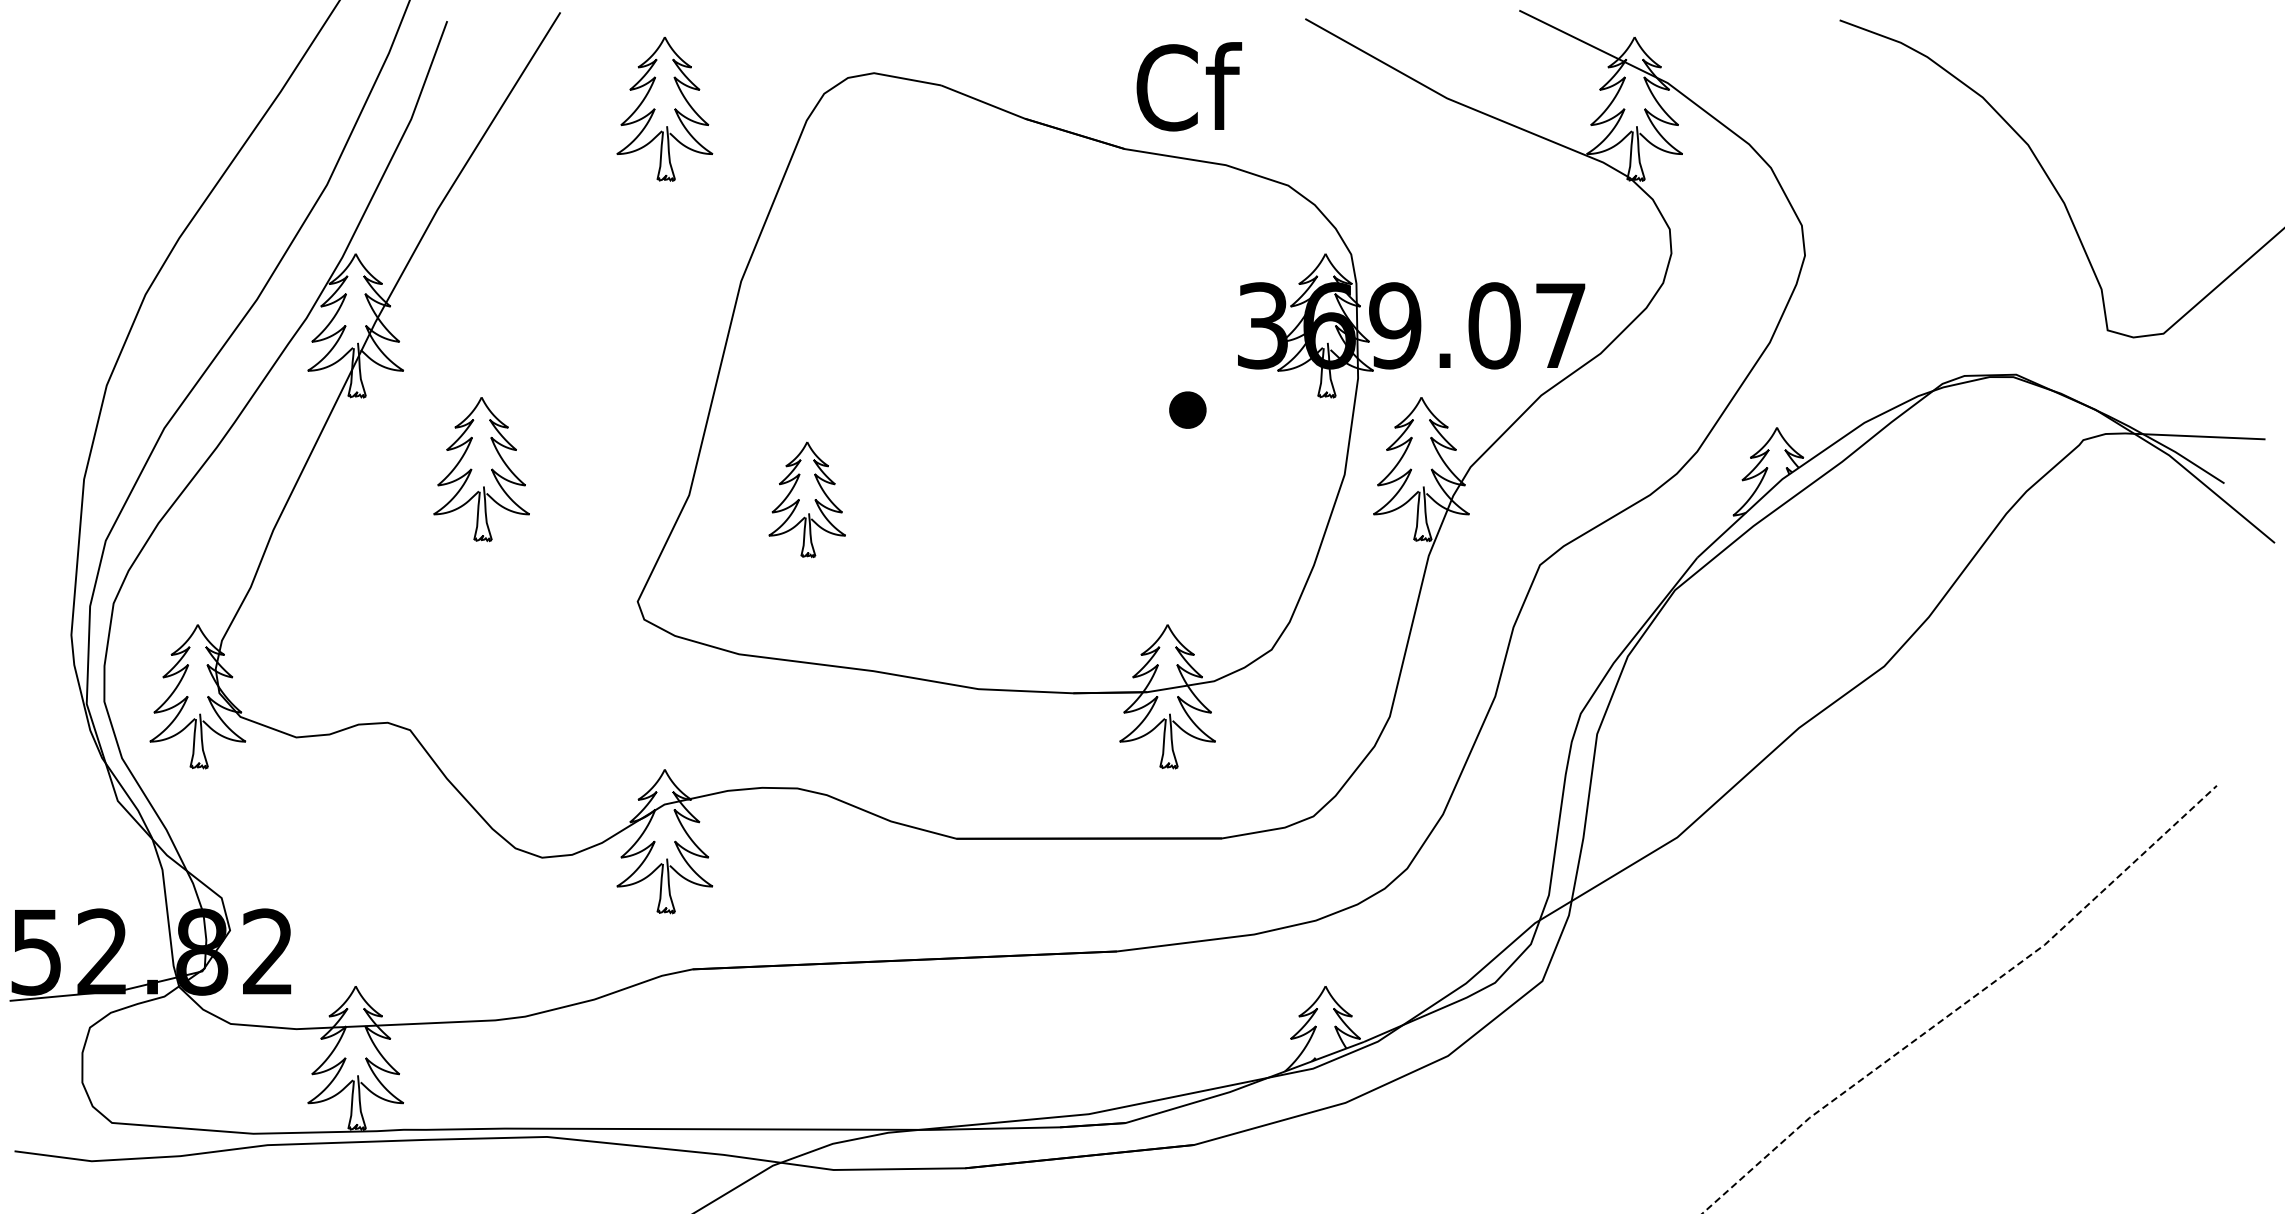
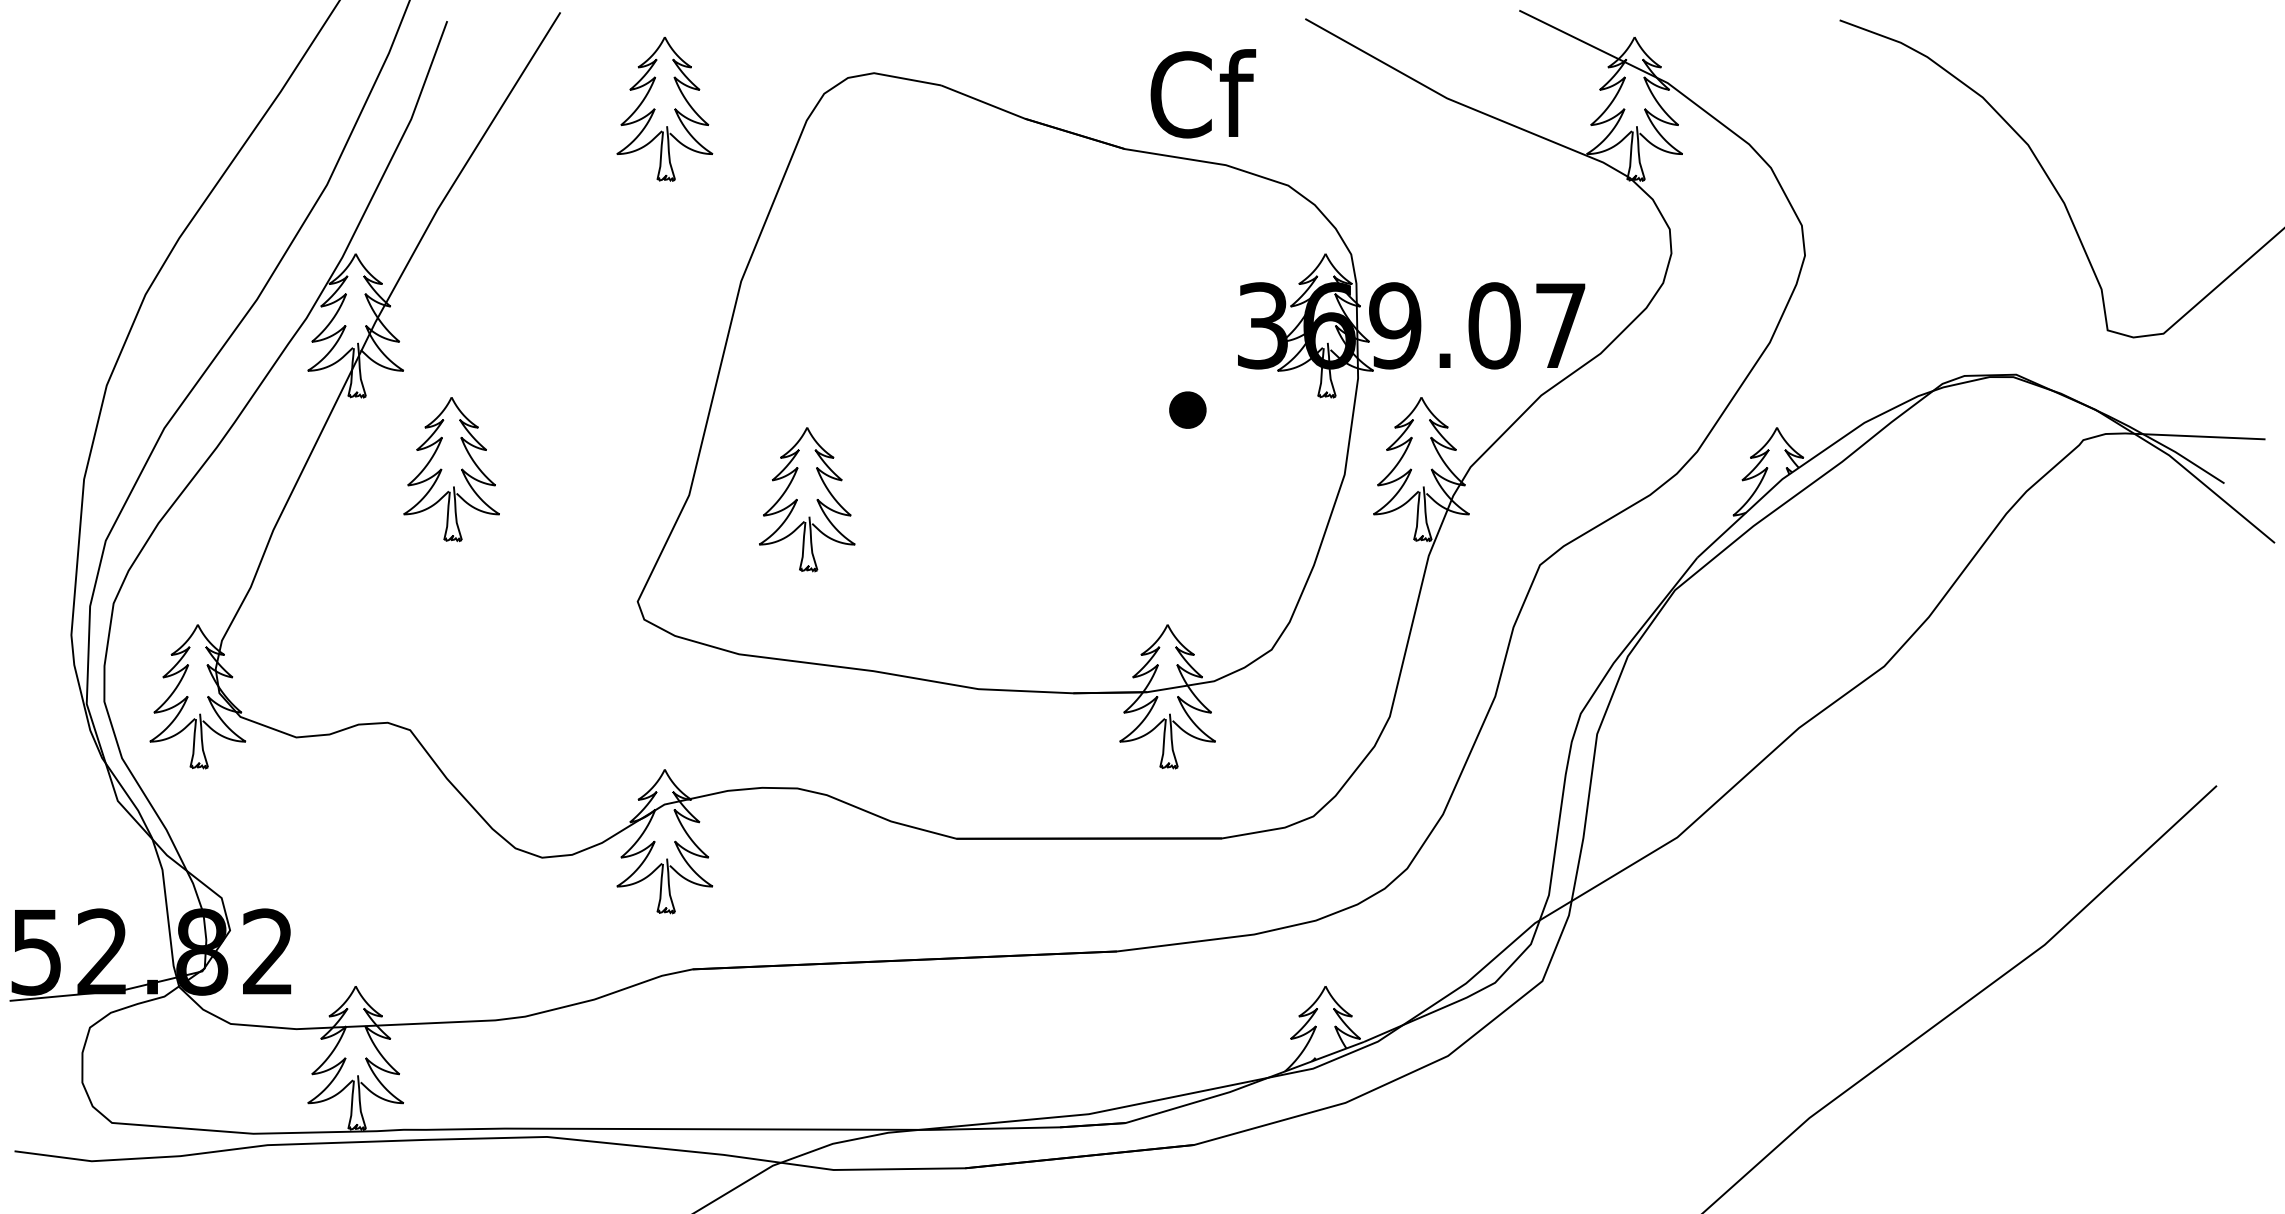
text position: (1189, 86) -> (1203, 93) (1203, 93)
part position: (481, 469) -> (451, 469) (451, 469)
part size: 78x118 px -> 97x146 px (807, 499)
line: dashed -> solid (1963, 1004)
